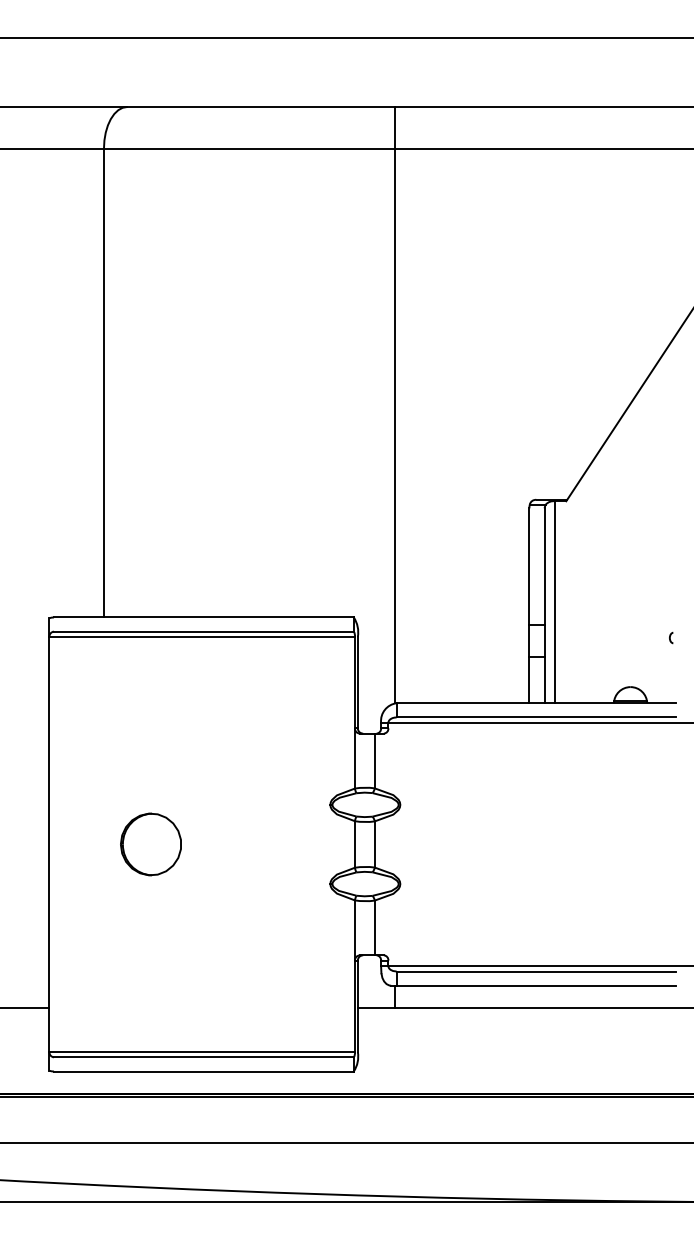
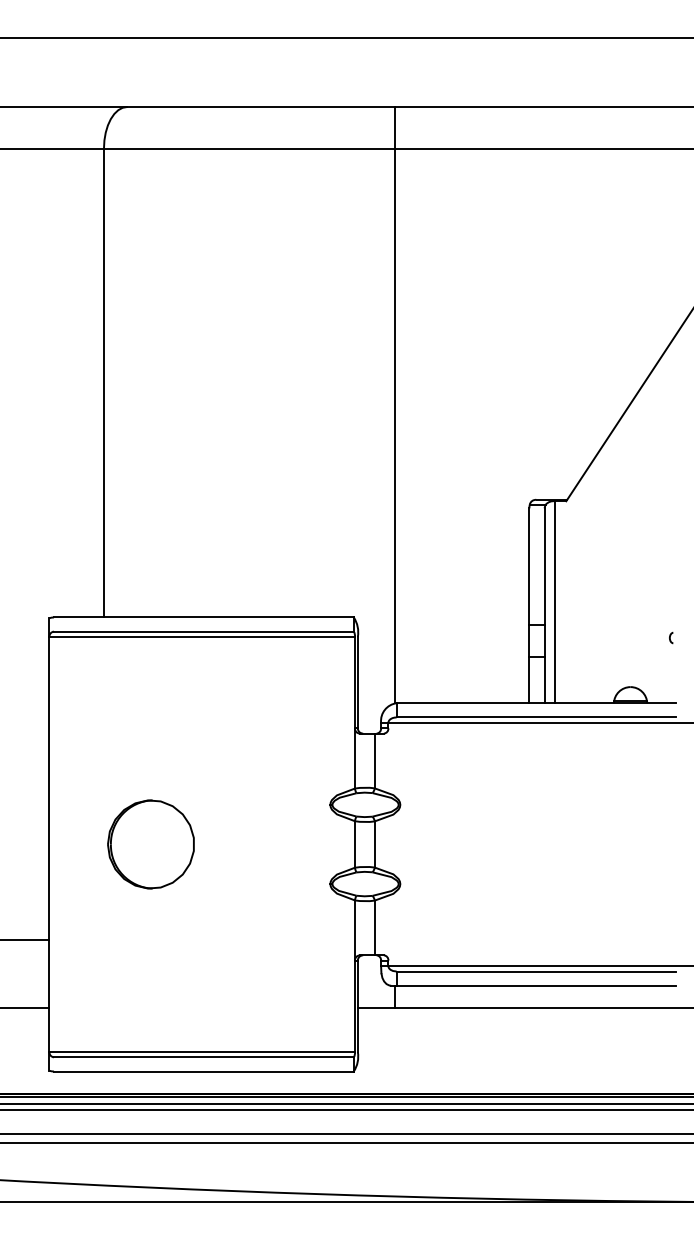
part size: 62x65 px -> 88x91 px (150, 844)
line: none -> present (25, 939)
line: none -> present (346, 1103)
line: none -> present (346, 1109)
line: none -> present (346, 1134)
